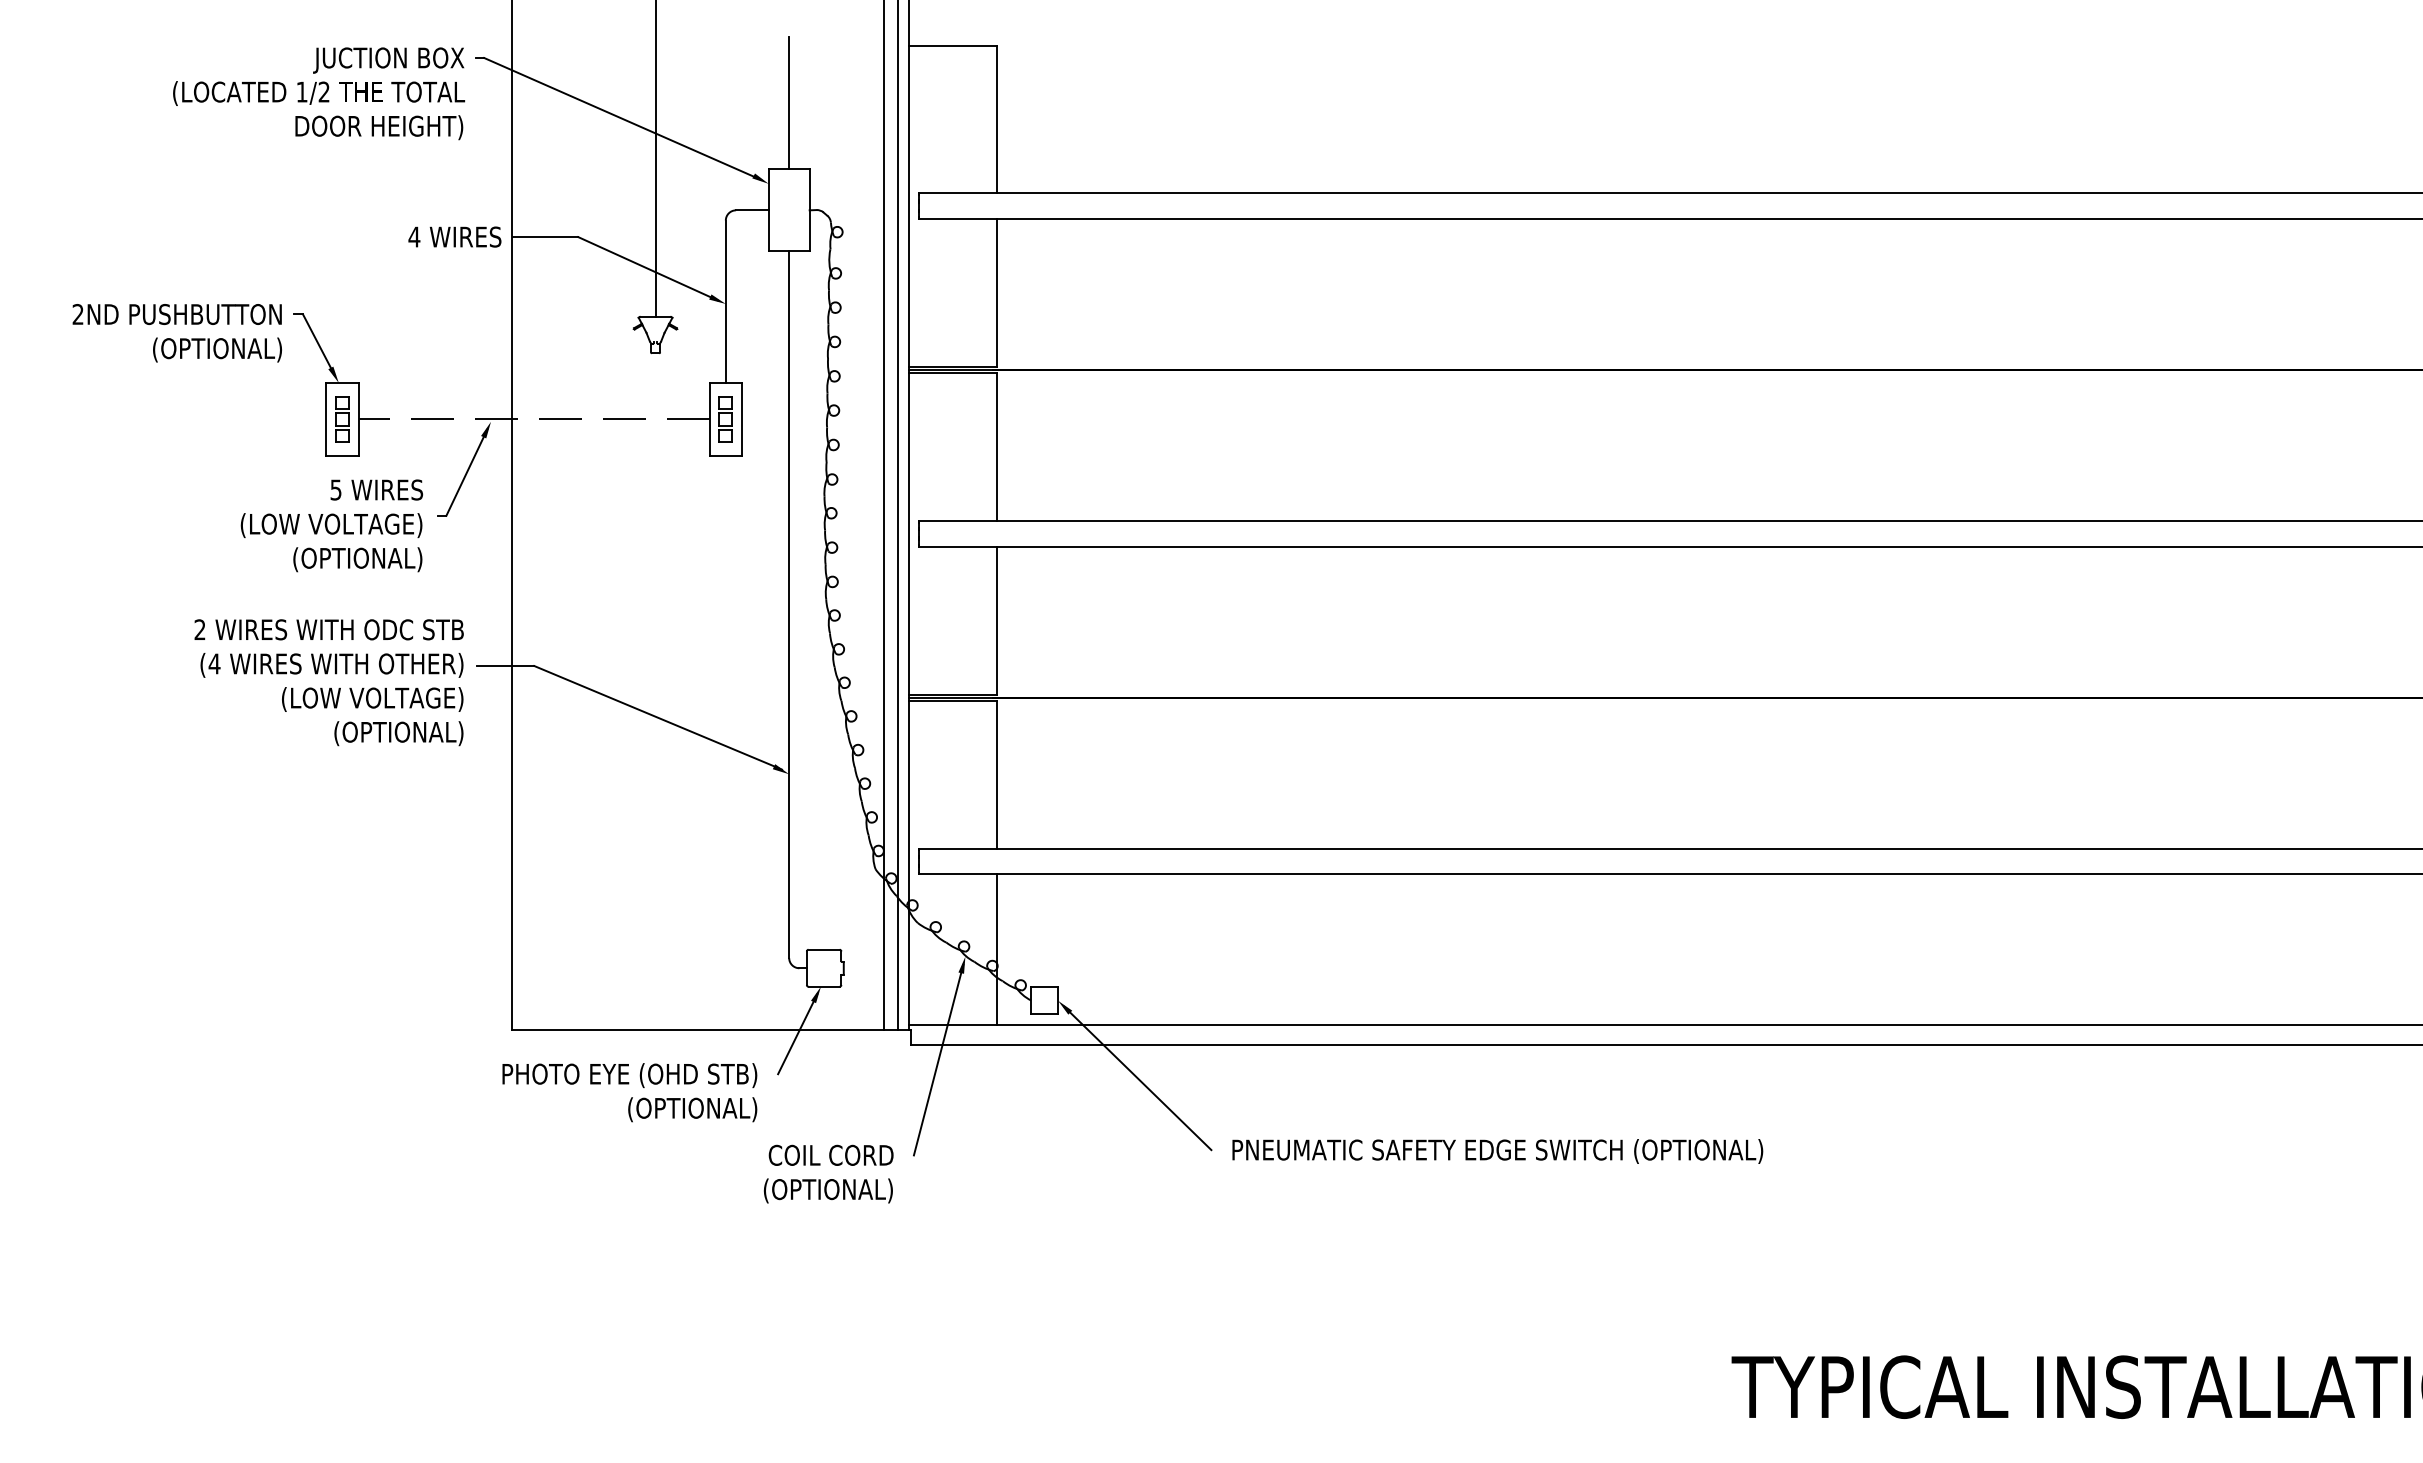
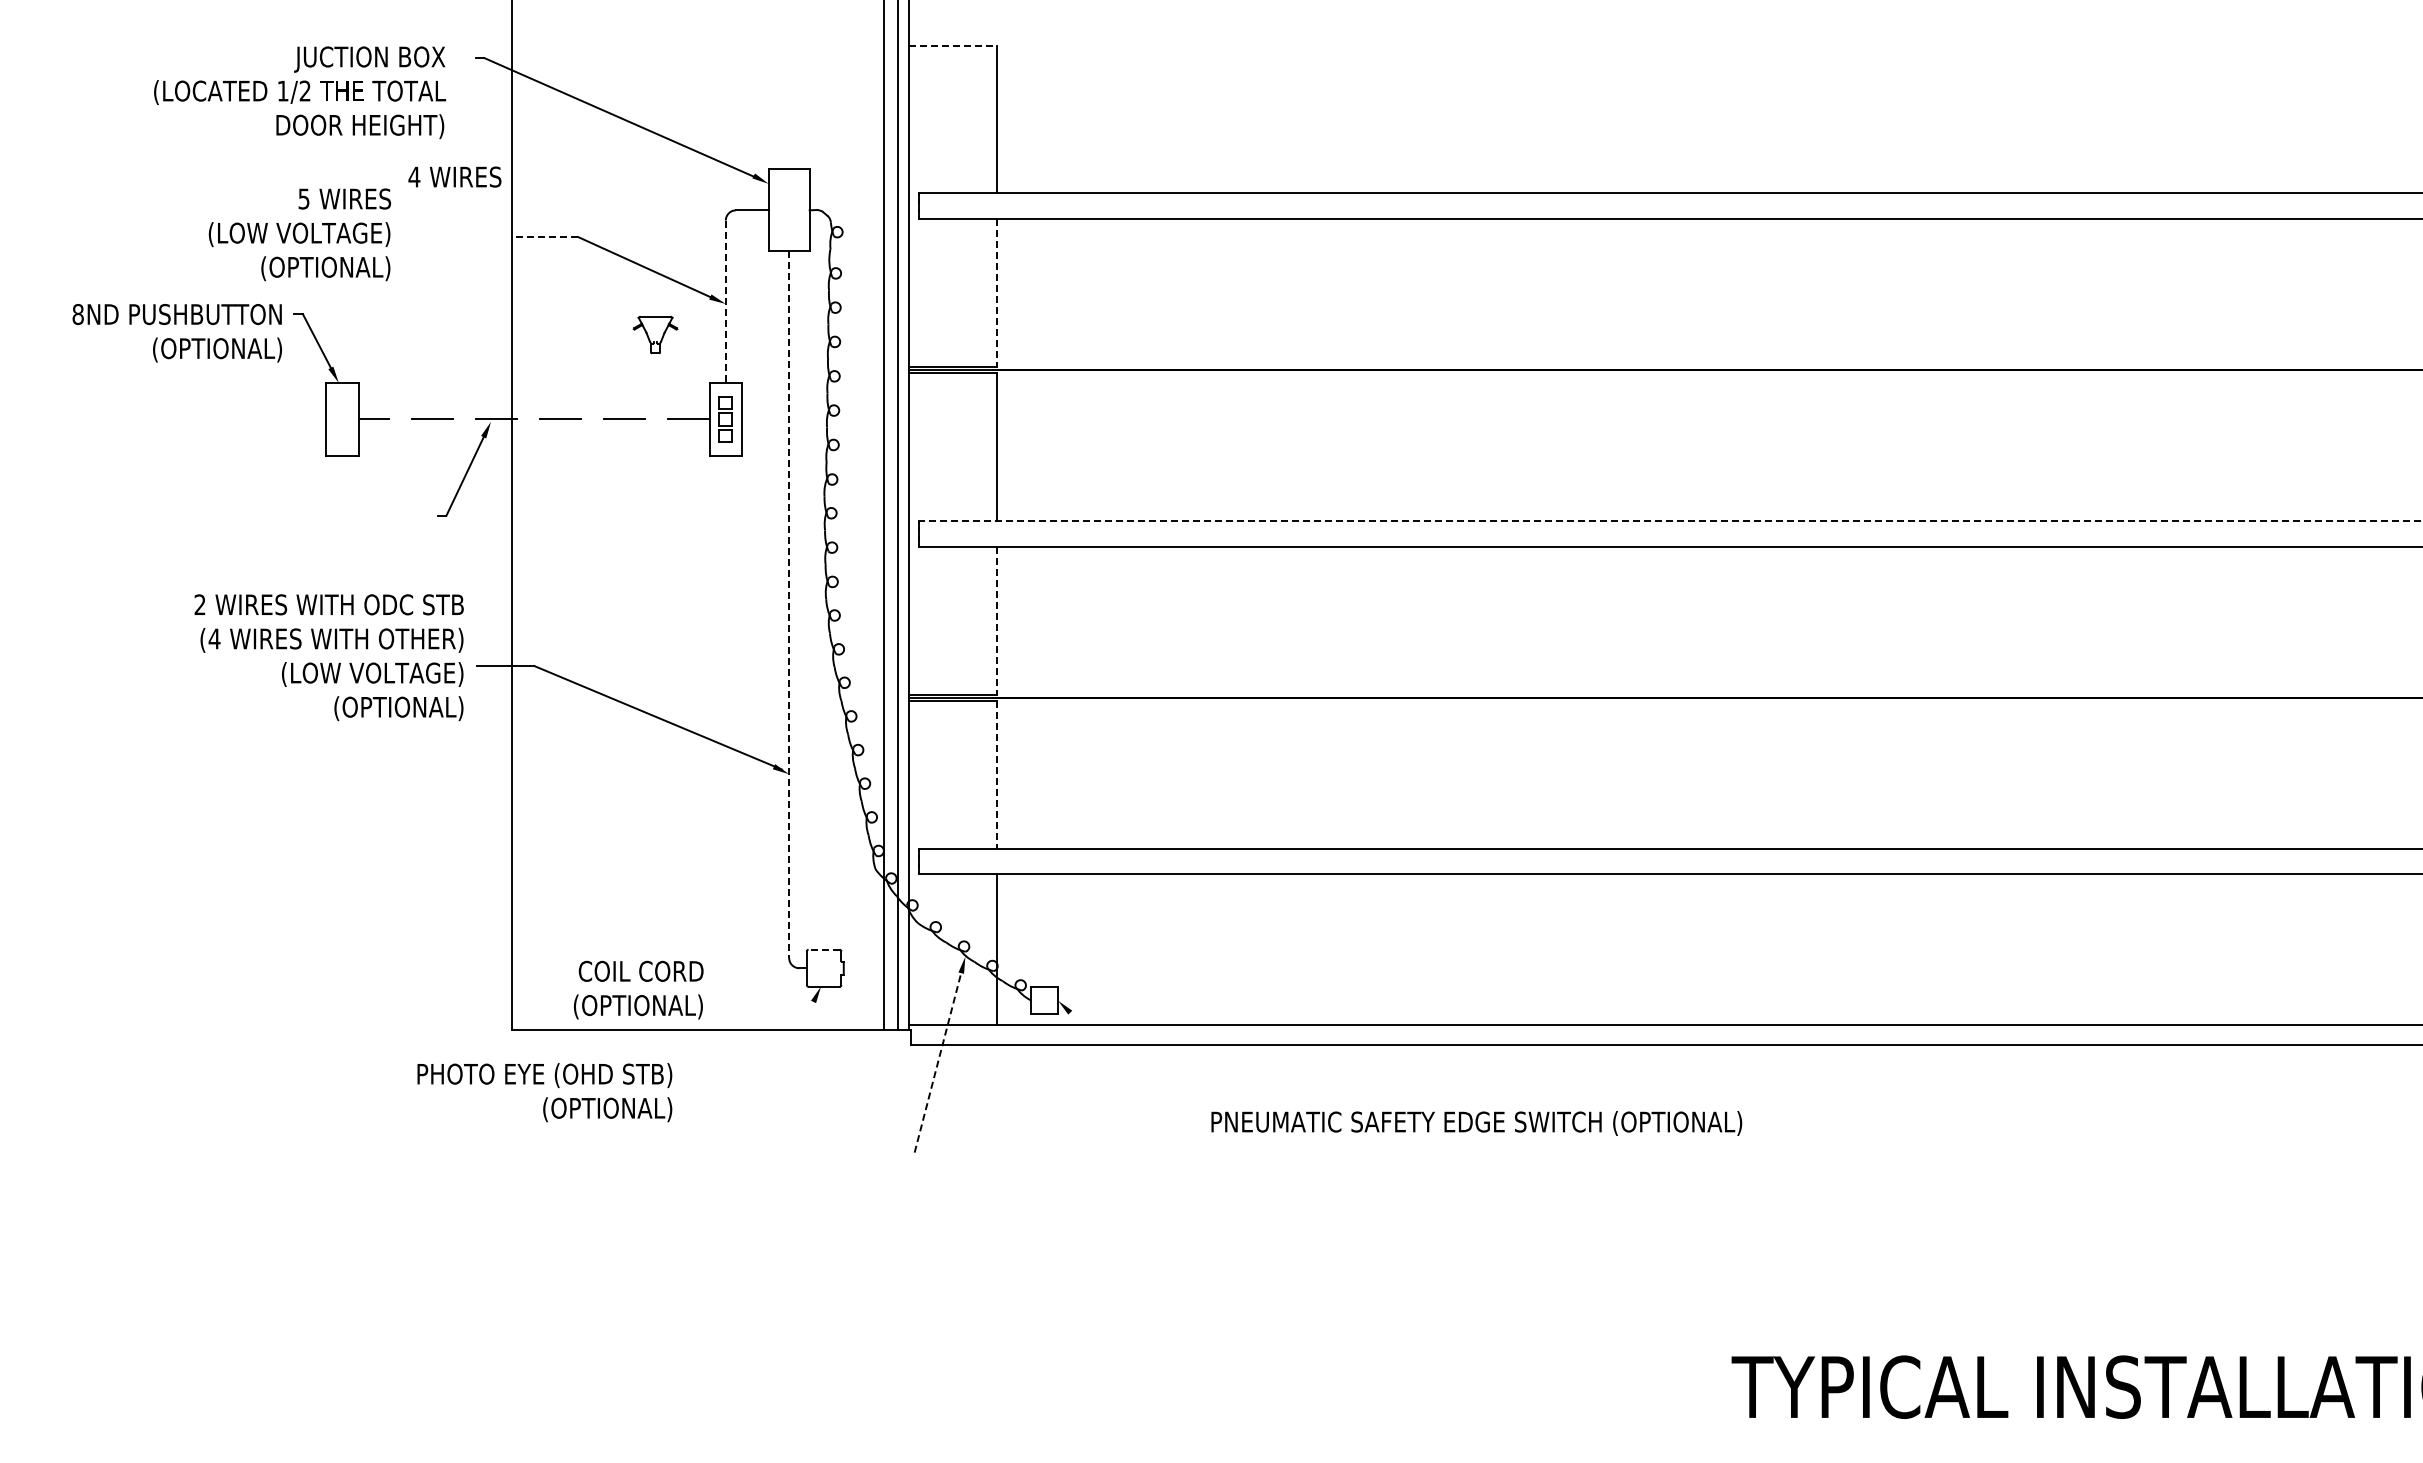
line: solid -> dashed (953, 45)
text position: (319, 93) -> (300, 92) (300, 92)
line: present -> none (789, 102)
line: present -> none (655, 159)
text position: (454, 236) -> (454, 176) (454, 176)
line: solid -> dashed (545, 237)
line: solid -> dashed (997, 293)
line: solid -> dashed (725, 302)
text: 2ND -> 8ND (77, 314)
part: present -> none (342, 419)
line: solid -> dashed (1671, 521)
text position: (331, 525) -> (299, 234) (299, 234)
line: solid -> dashed (789, 605)
line: solid -> dashed (997, 620)
text position: (328, 682) -> (328, 657) (328, 657)
line: solid -> dashed (997, 774)
line: solid -> dashed (824, 949)
line: present -> none (797, 1034)
line: solid -> dashed (938, 1060)
line: present -> none (1137, 1078)
text position: (629, 1092) -> (544, 1092) (544, 1092)
text position: (1497, 1151) -> (1476, 1123) (1476, 1123)
text position: (828, 1173) -> (638, 989) (638, 989)
